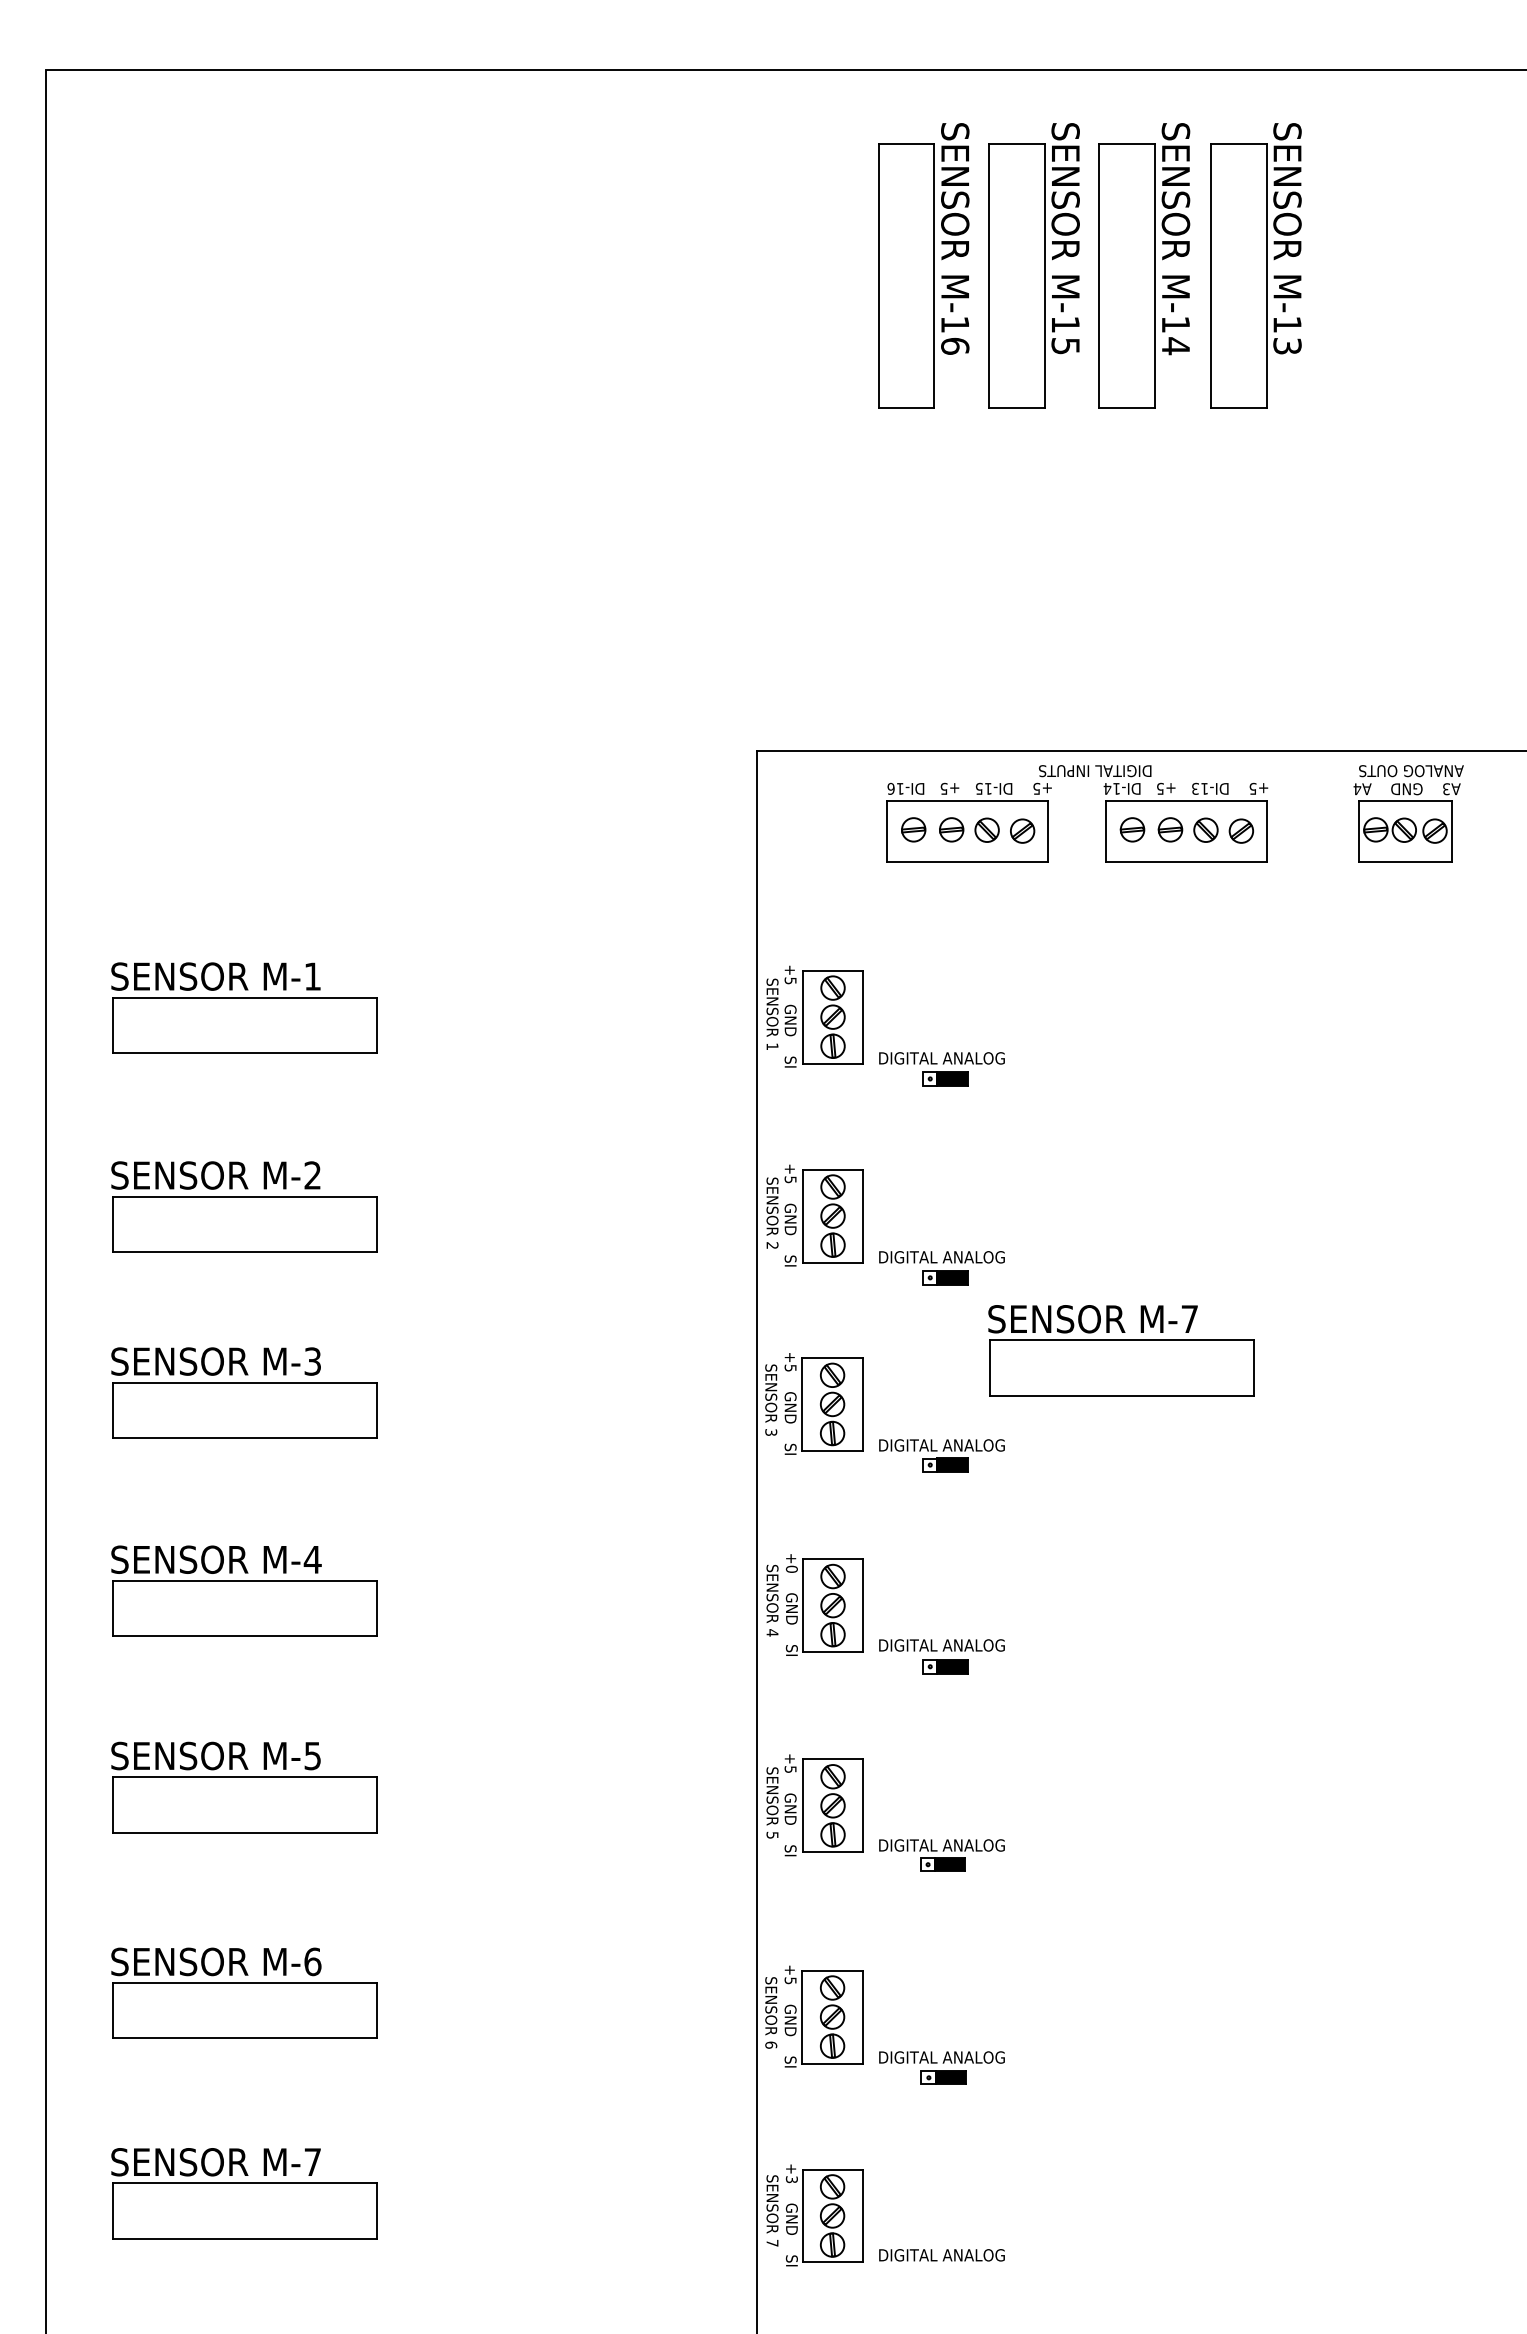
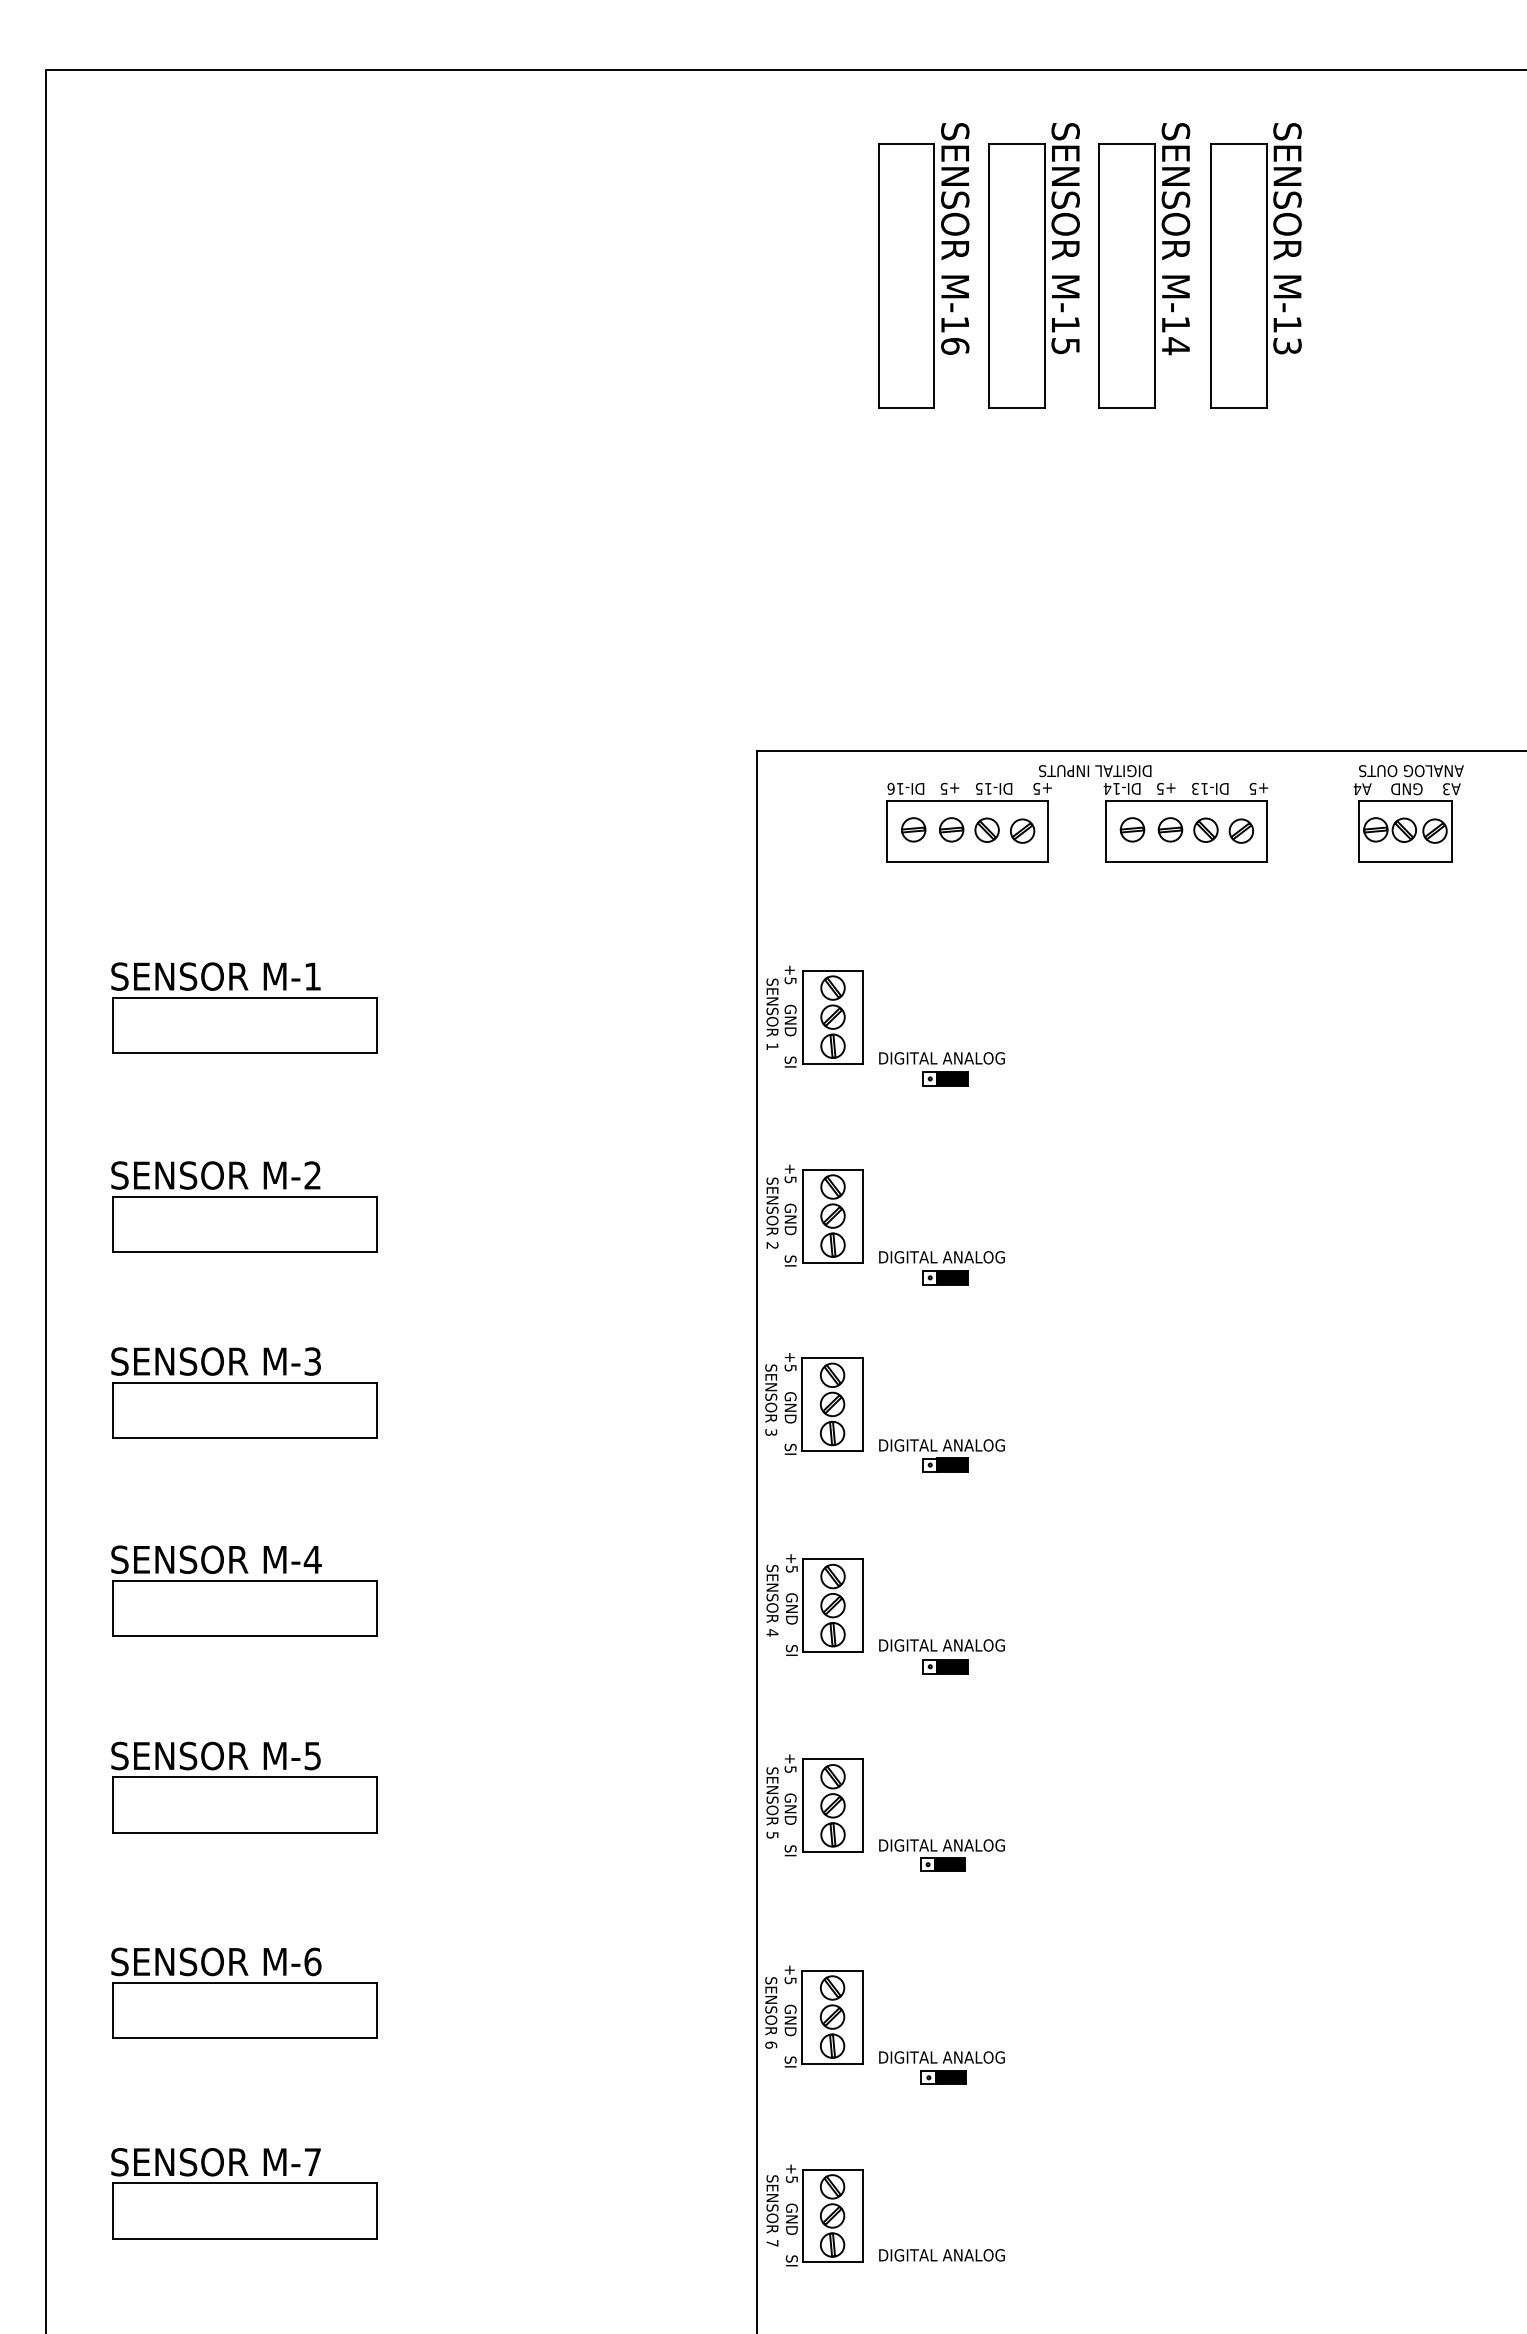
part: present -> none (1121, 1350)
text: +0 -> +5 (791, 1568)
text: +3 -> +5 (791, 2179)
